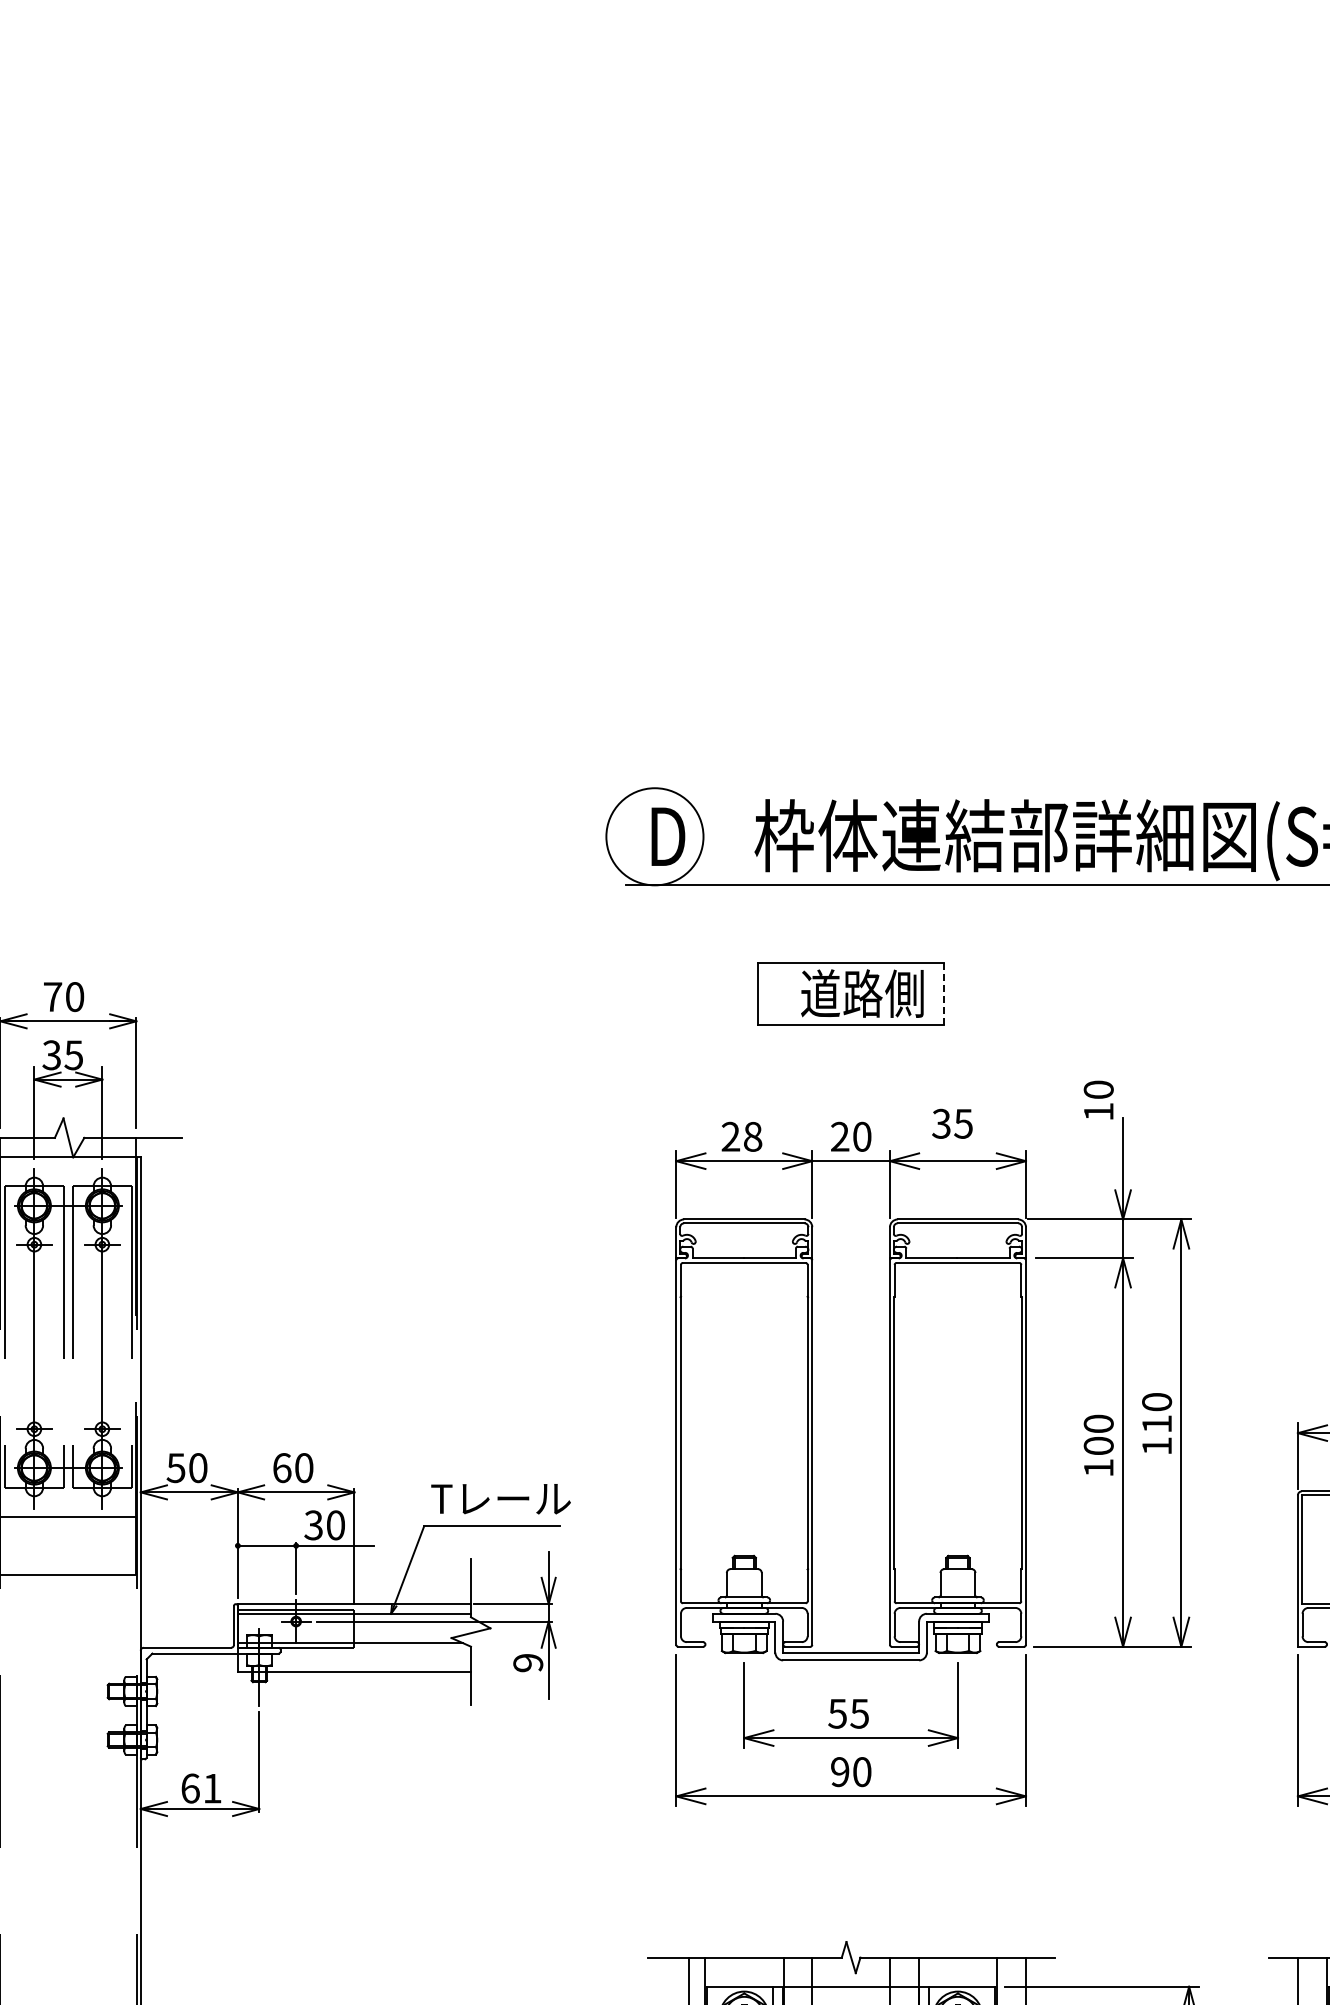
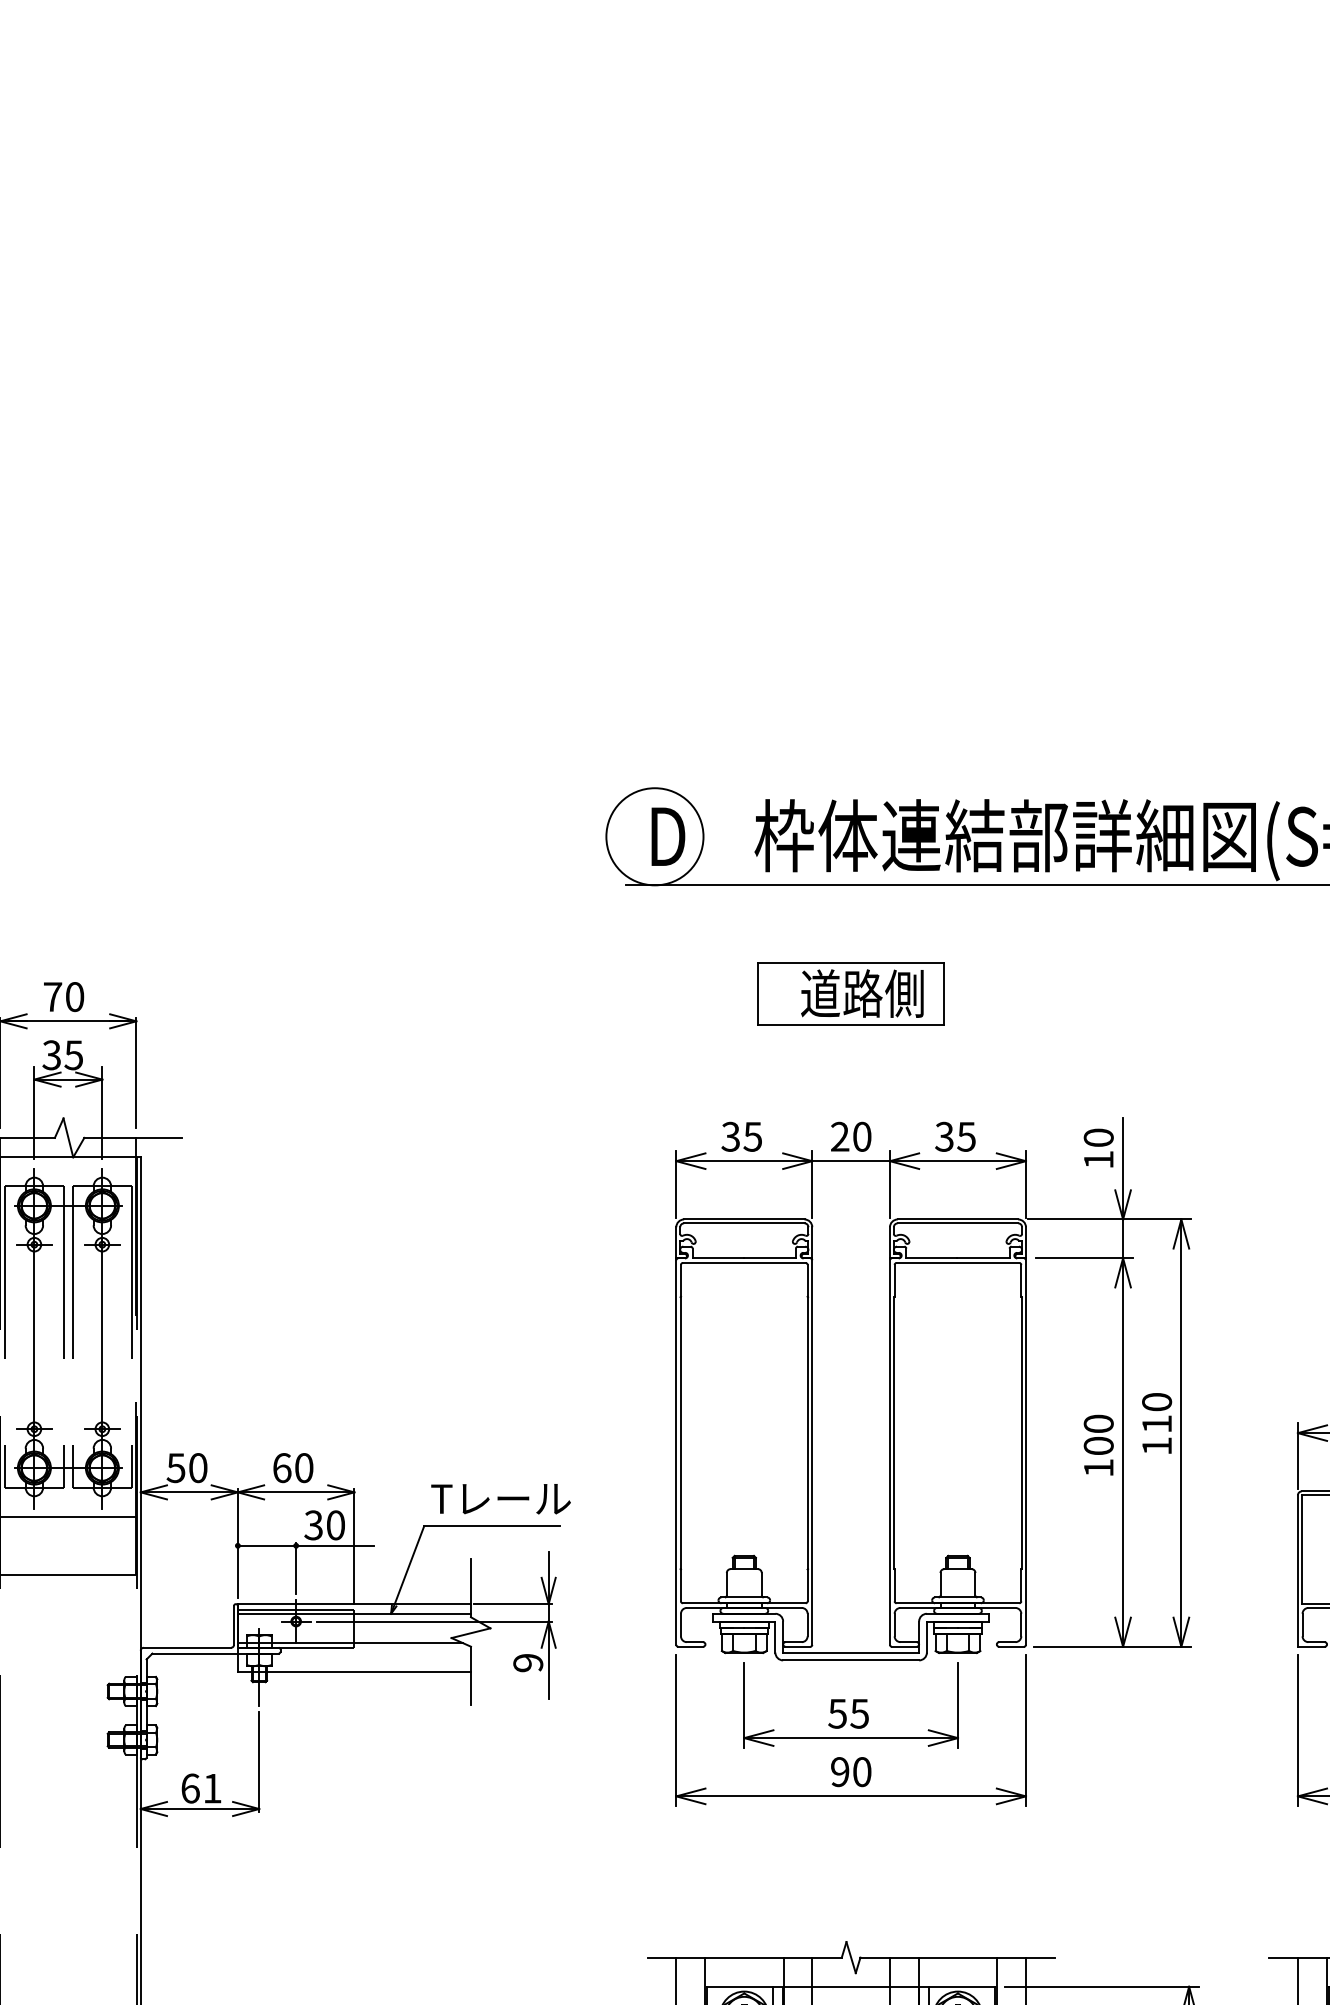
line: dashed -> solid (944, 994)
text position: (1098, 1099) -> (1098, 1147) (1098, 1147)
text position: (952, 1123) -> (955, 1136) (955, 1136)
text: 28 -> 35 (741, 1136)
line position: (689, 1979) -> (676, 1979) (676, 1979)
